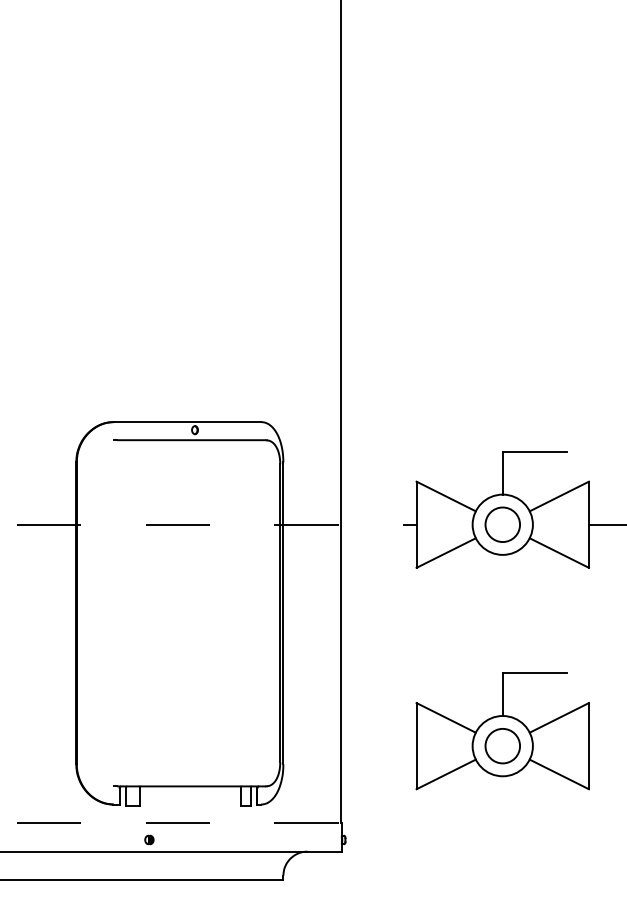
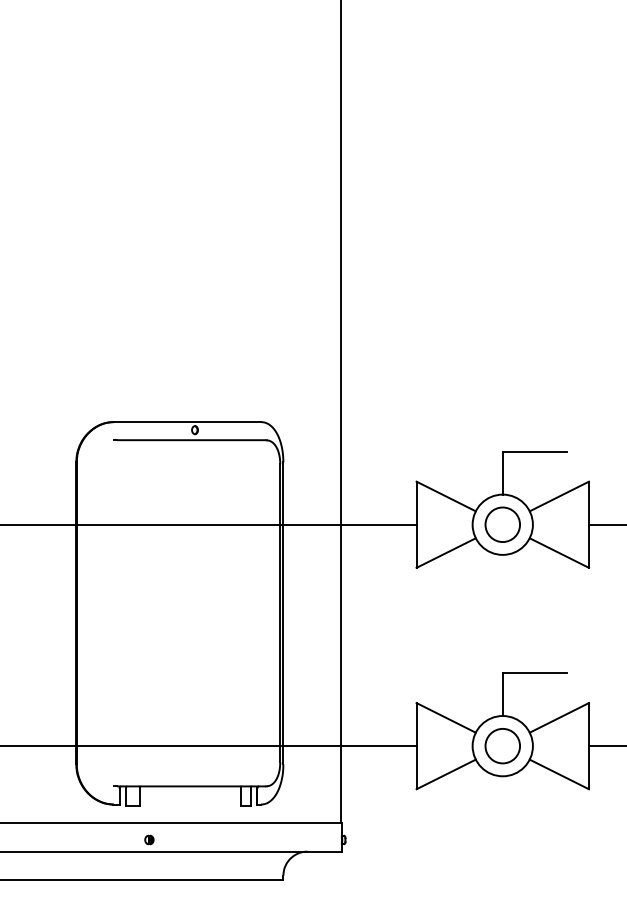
line: dashed -> solid (208, 524)
line: none -> present (209, 746)
line: none -> present (605, 746)
line: dashed -> solid (171, 823)
